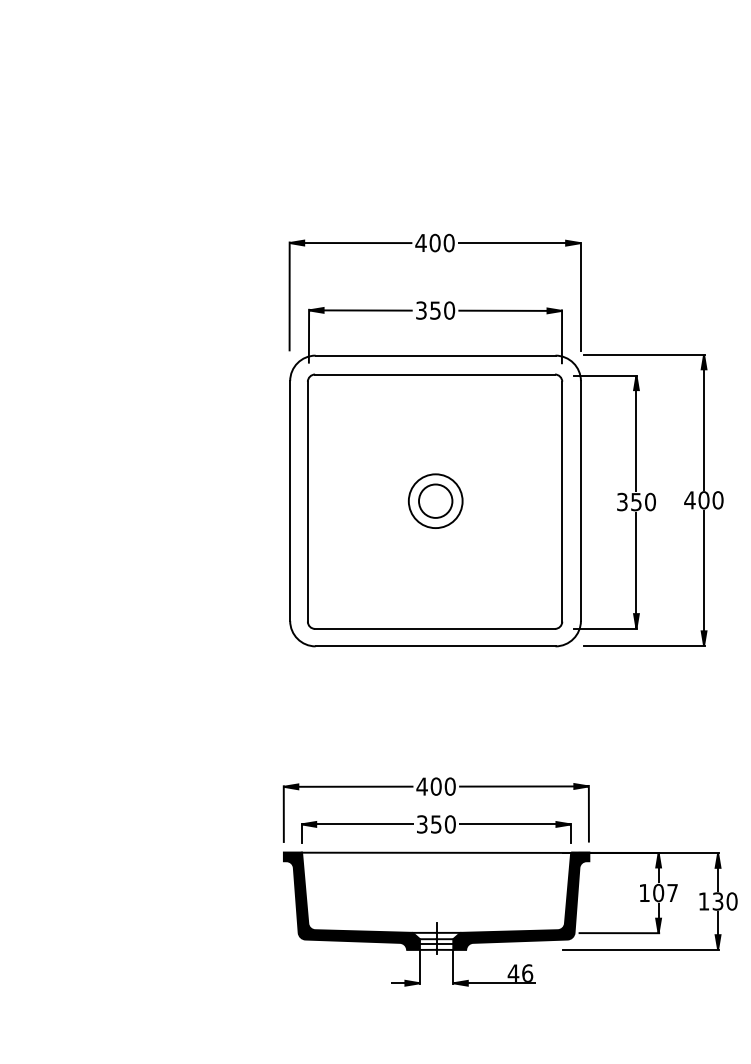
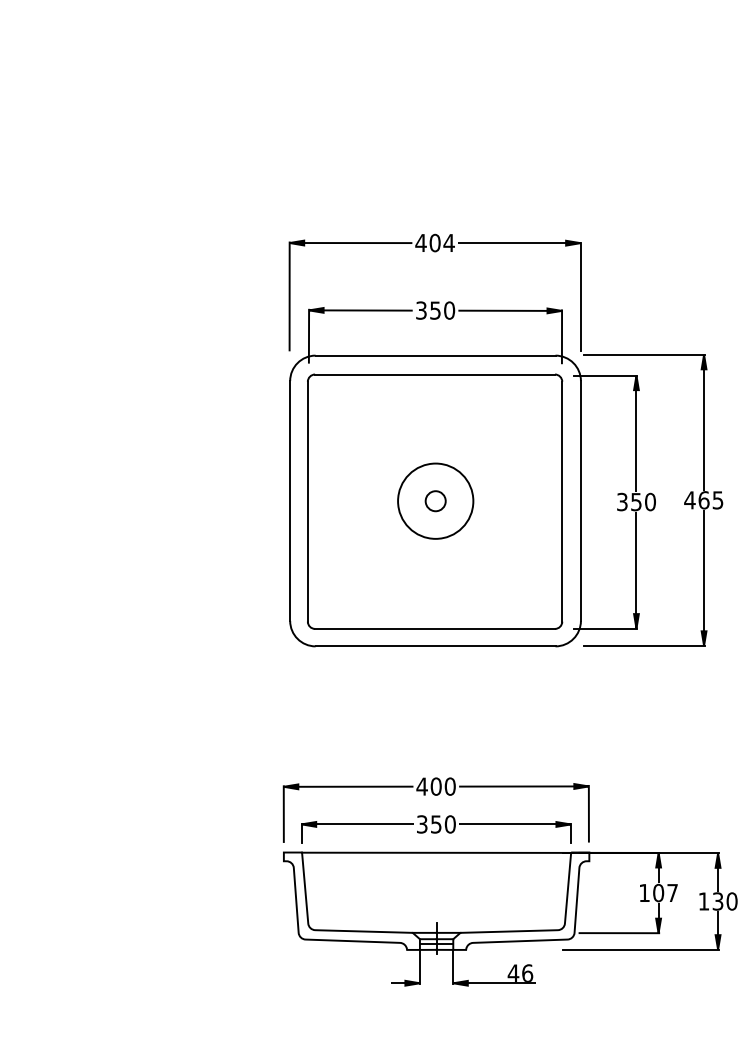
text: 400 -> 404 (448, 242)
circle diameter: 33 px -> 20 px (435, 501)
text: 400 -> 465 (710, 500)
circle diameter: 54 px -> 75 px (435, 500)
fill: present -> none (351, 900)
fill: present -> none (521, 900)
